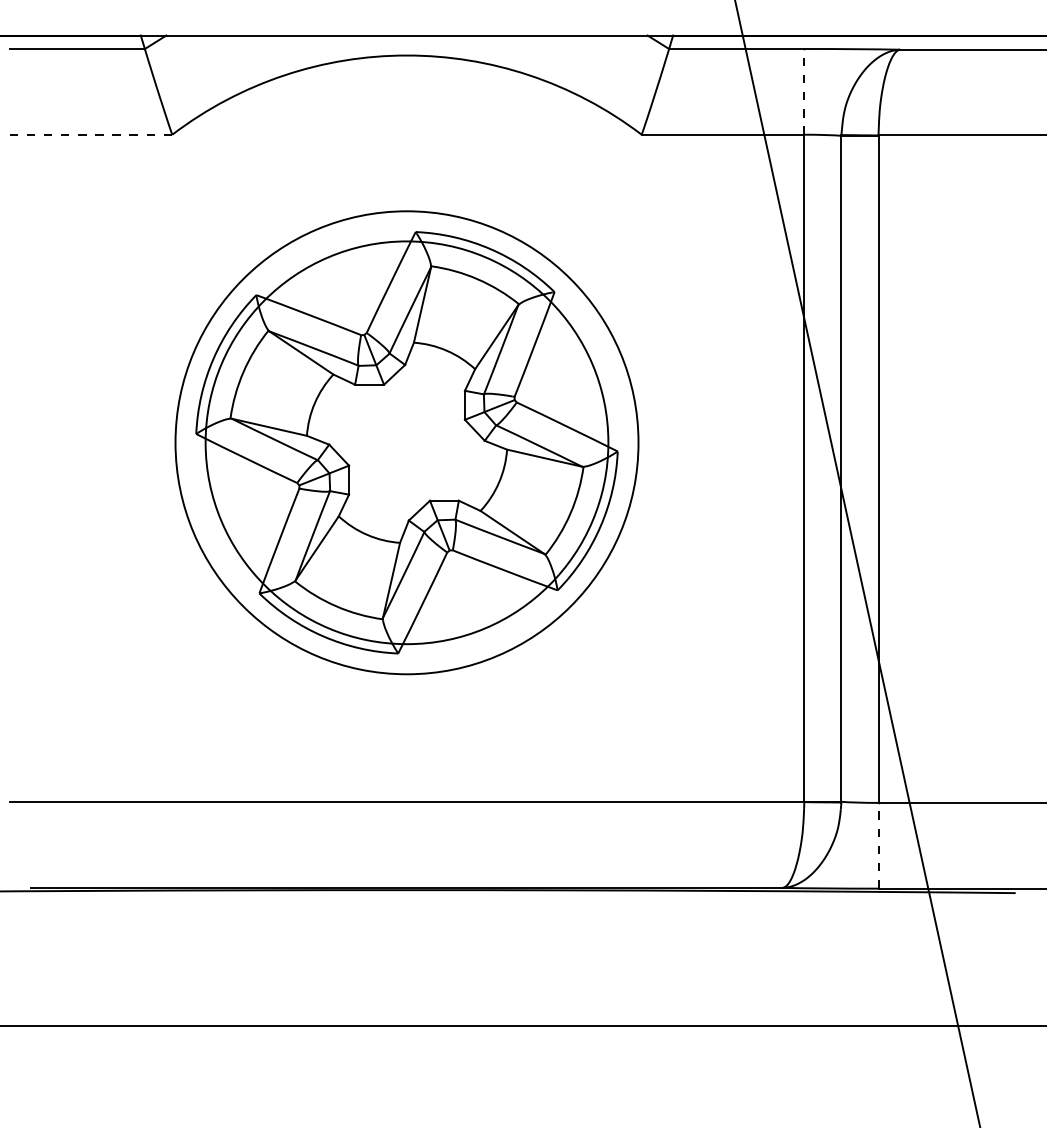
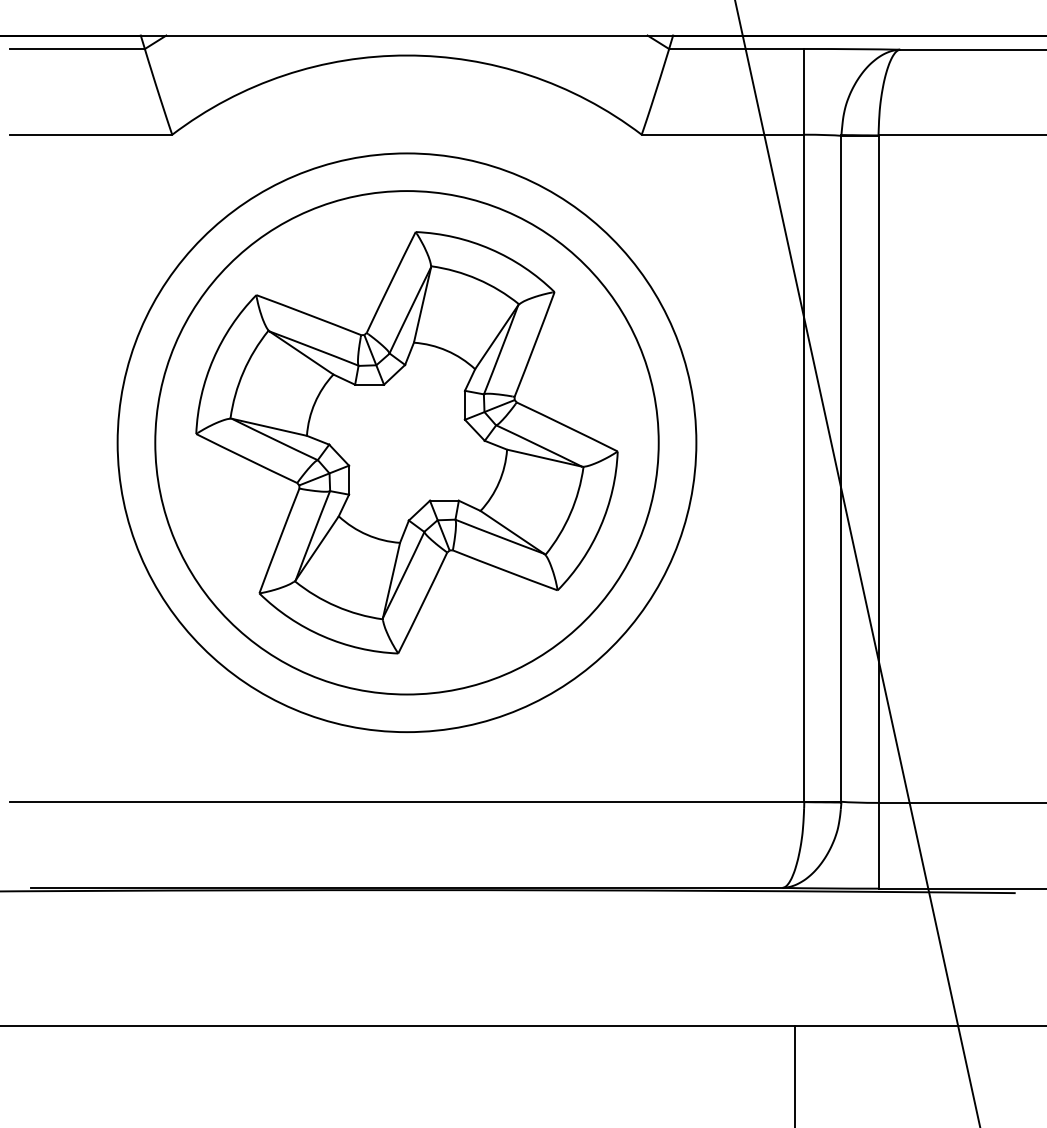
line: dashed -> solid (804, 91)
line: dashed -> solid (90, 134)
circle diameter: 403 px -> 503 px (406, 442)
circle diameter: 463 px -> 579 px (406, 442)
line: dashed -> solid (878, 845)
line: none -> present (794, 1074)
